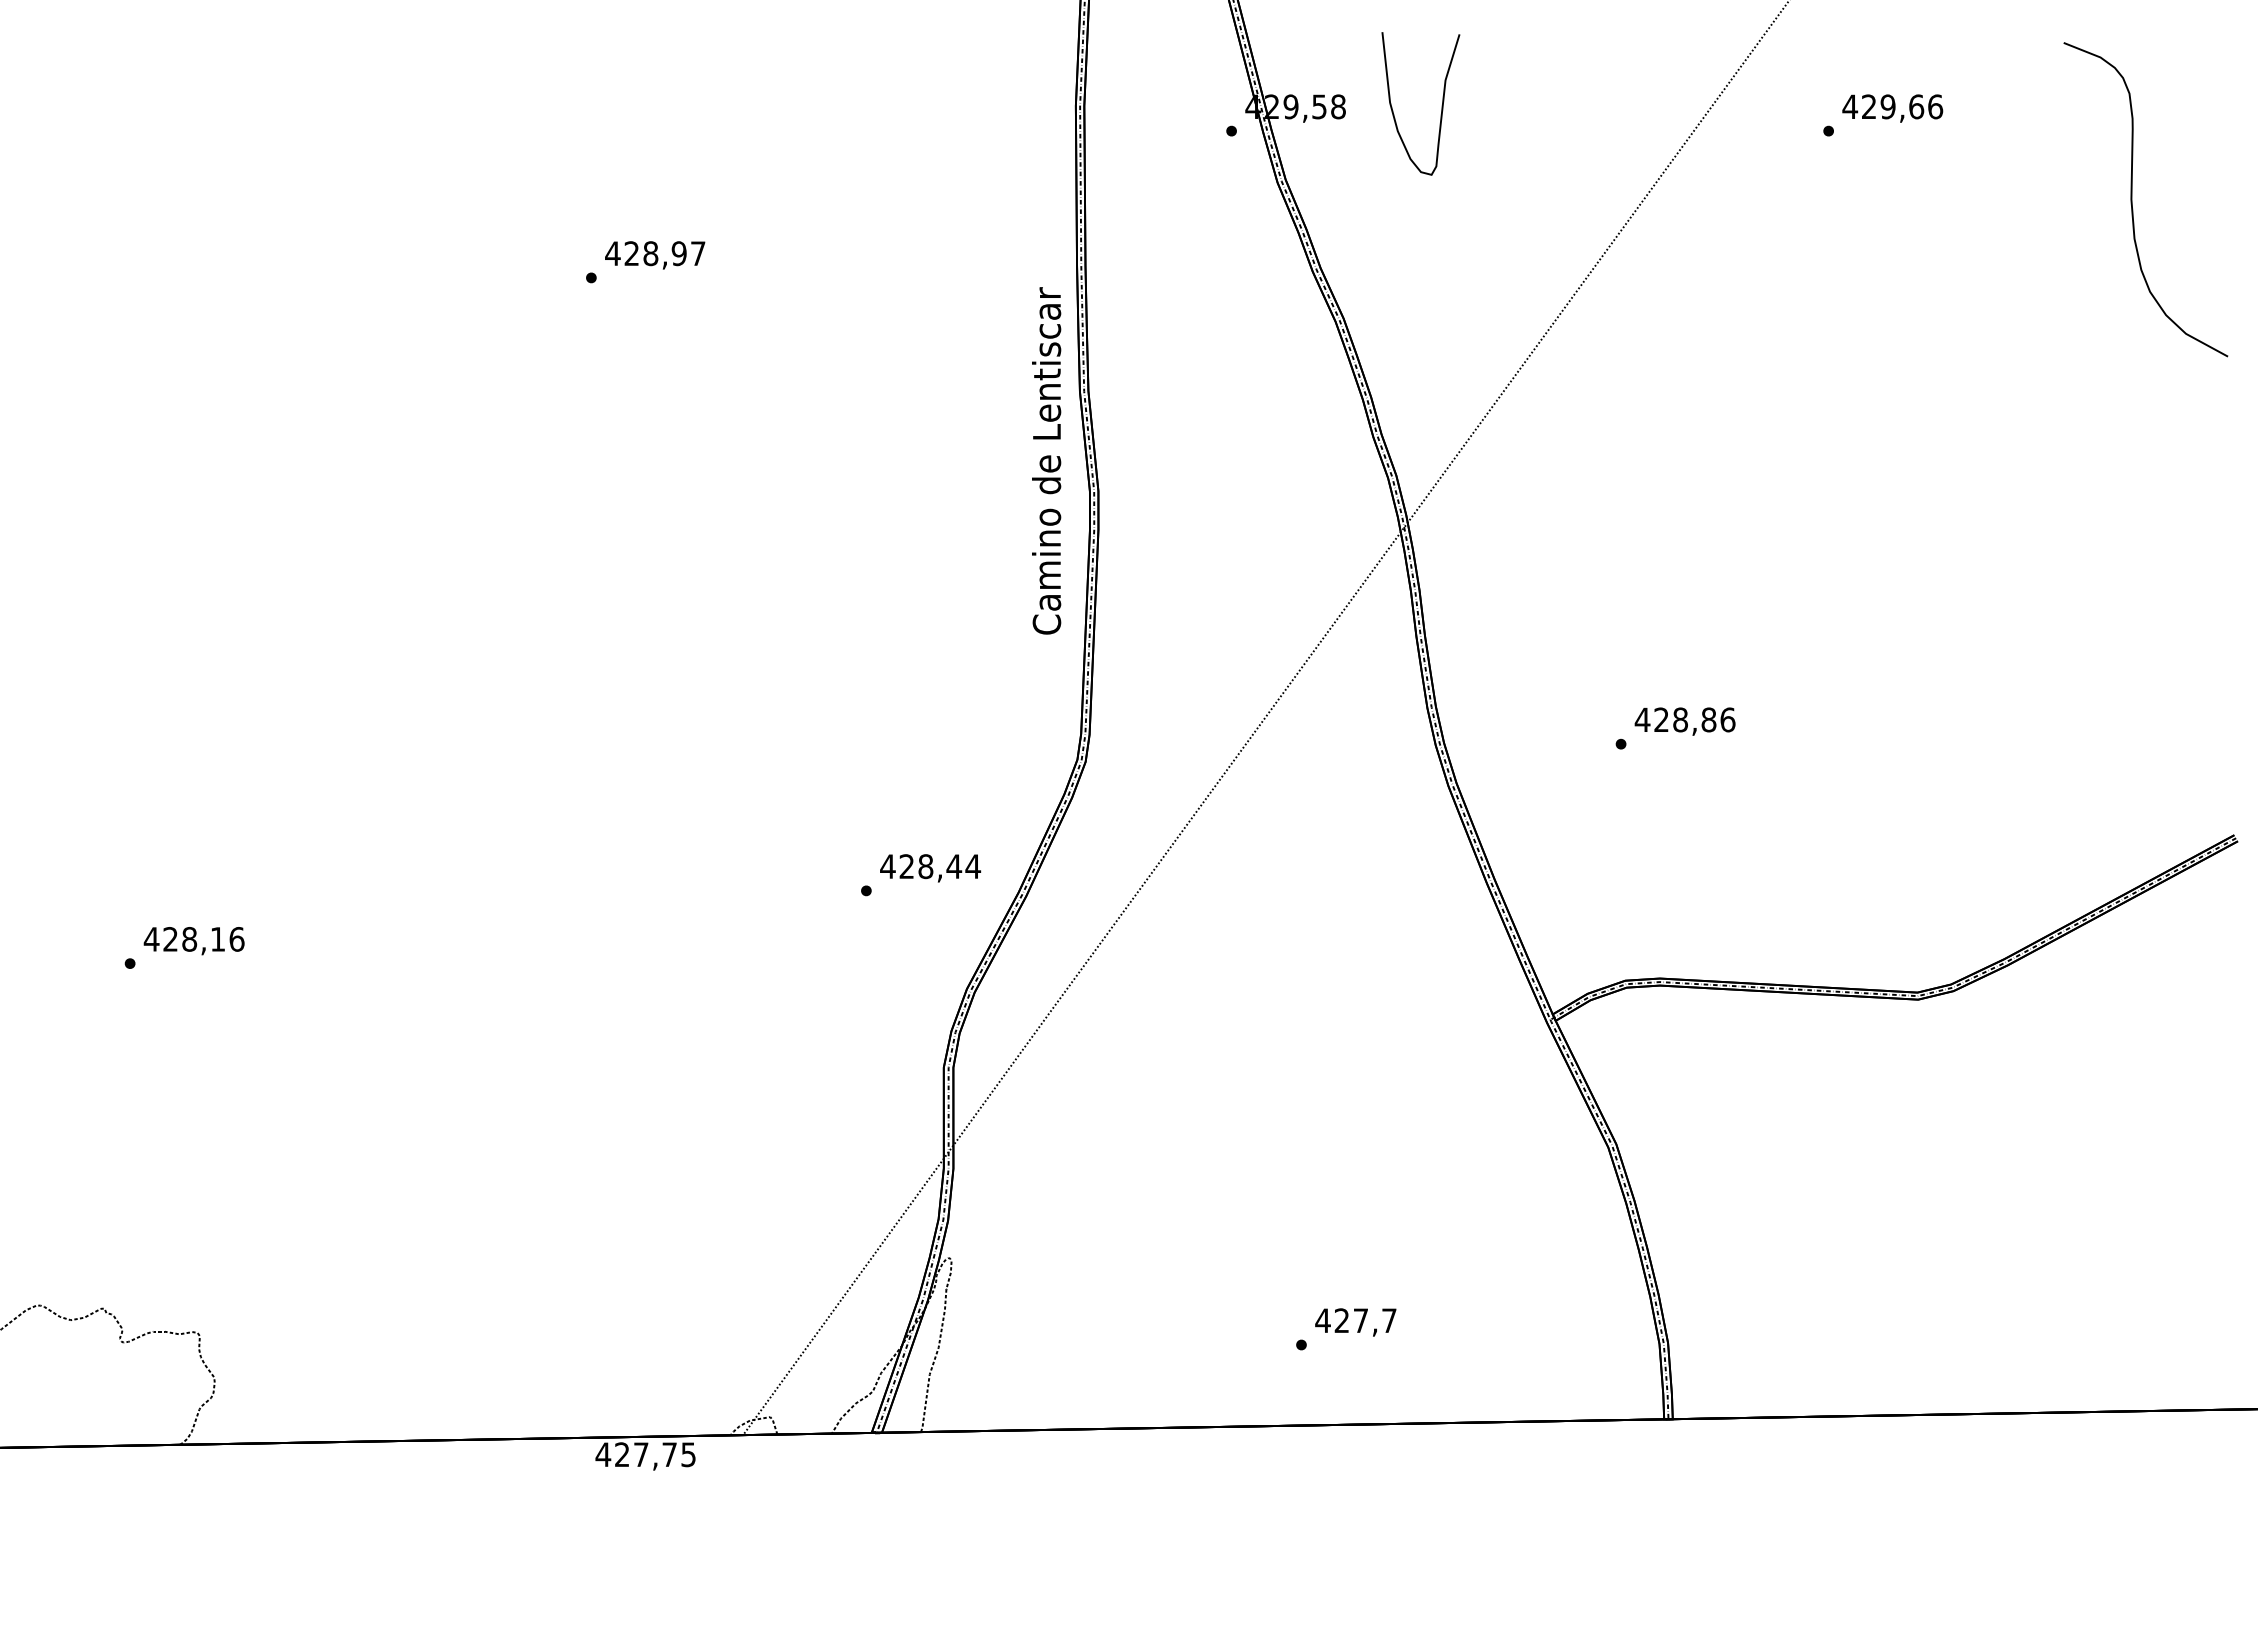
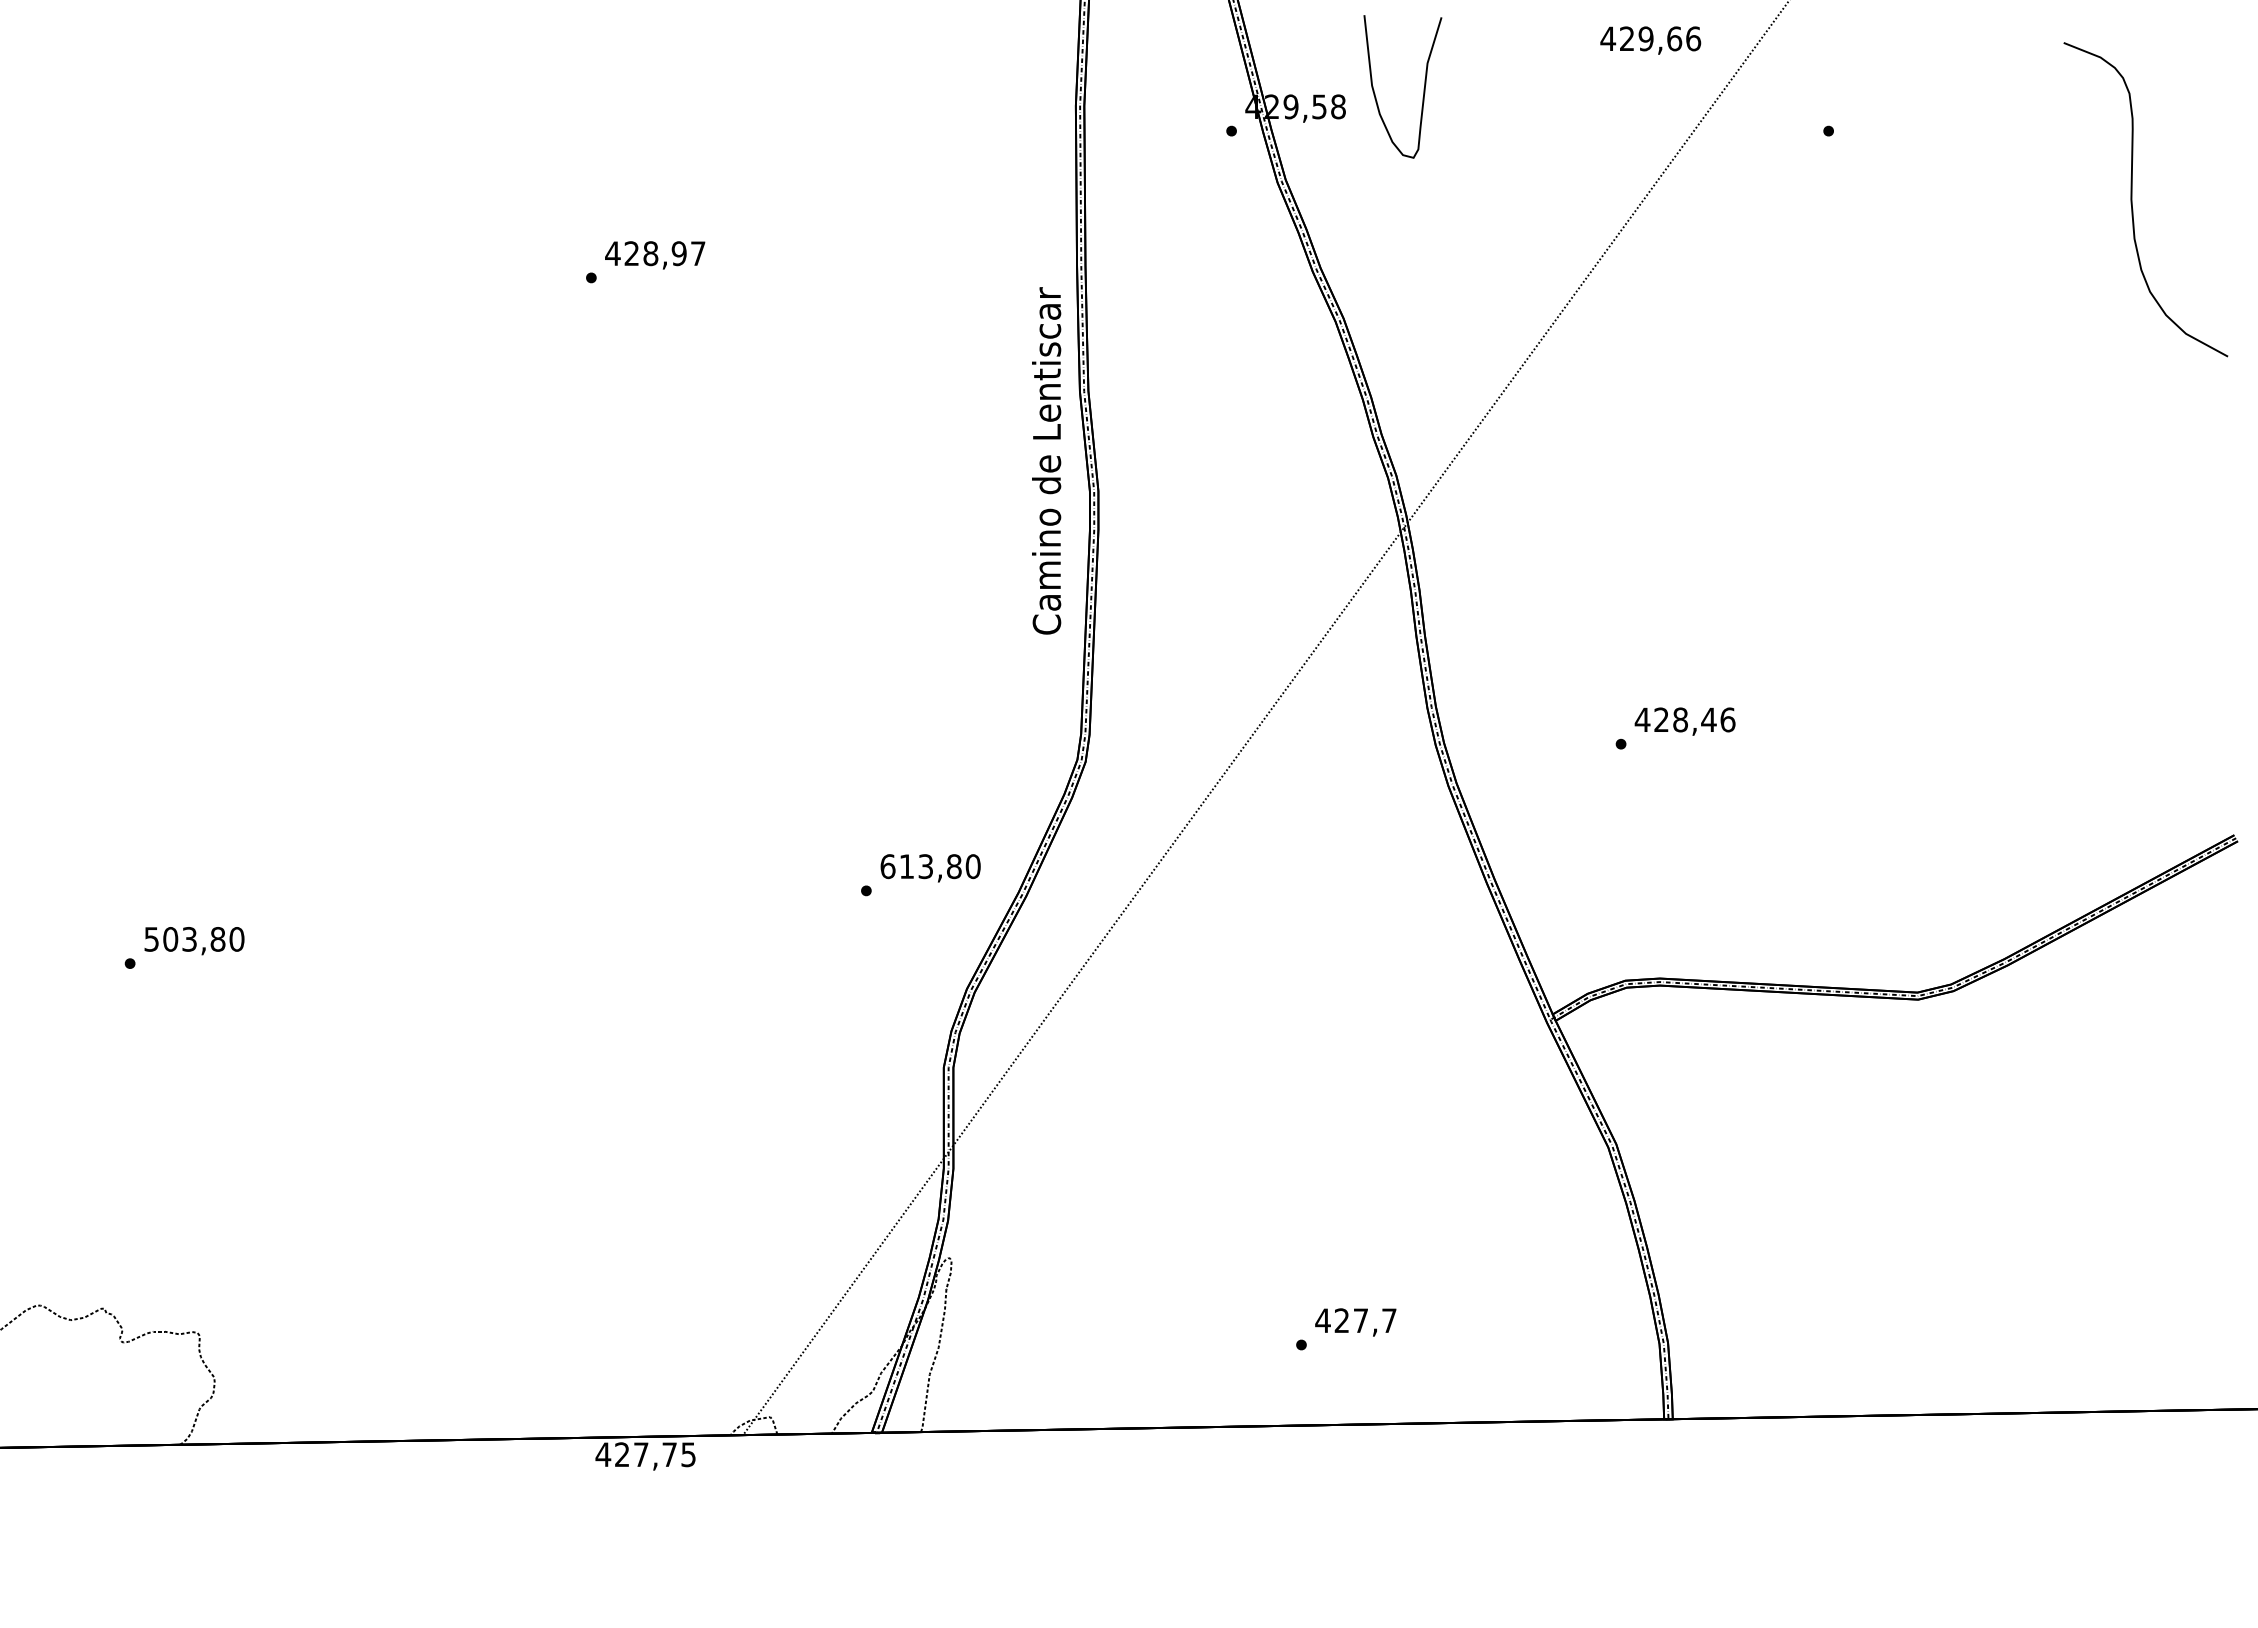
curve position: (1441, 105) -> (1423, 88) (1423, 88)
text position: (1892, 108) -> (1650, 40) (1650, 40)
text: 428,86 -> 428,46 (1708, 719)
text: 428,44 -> 613,80 (930, 866)
text: 428,16 -> 503,80 (193, 939)
